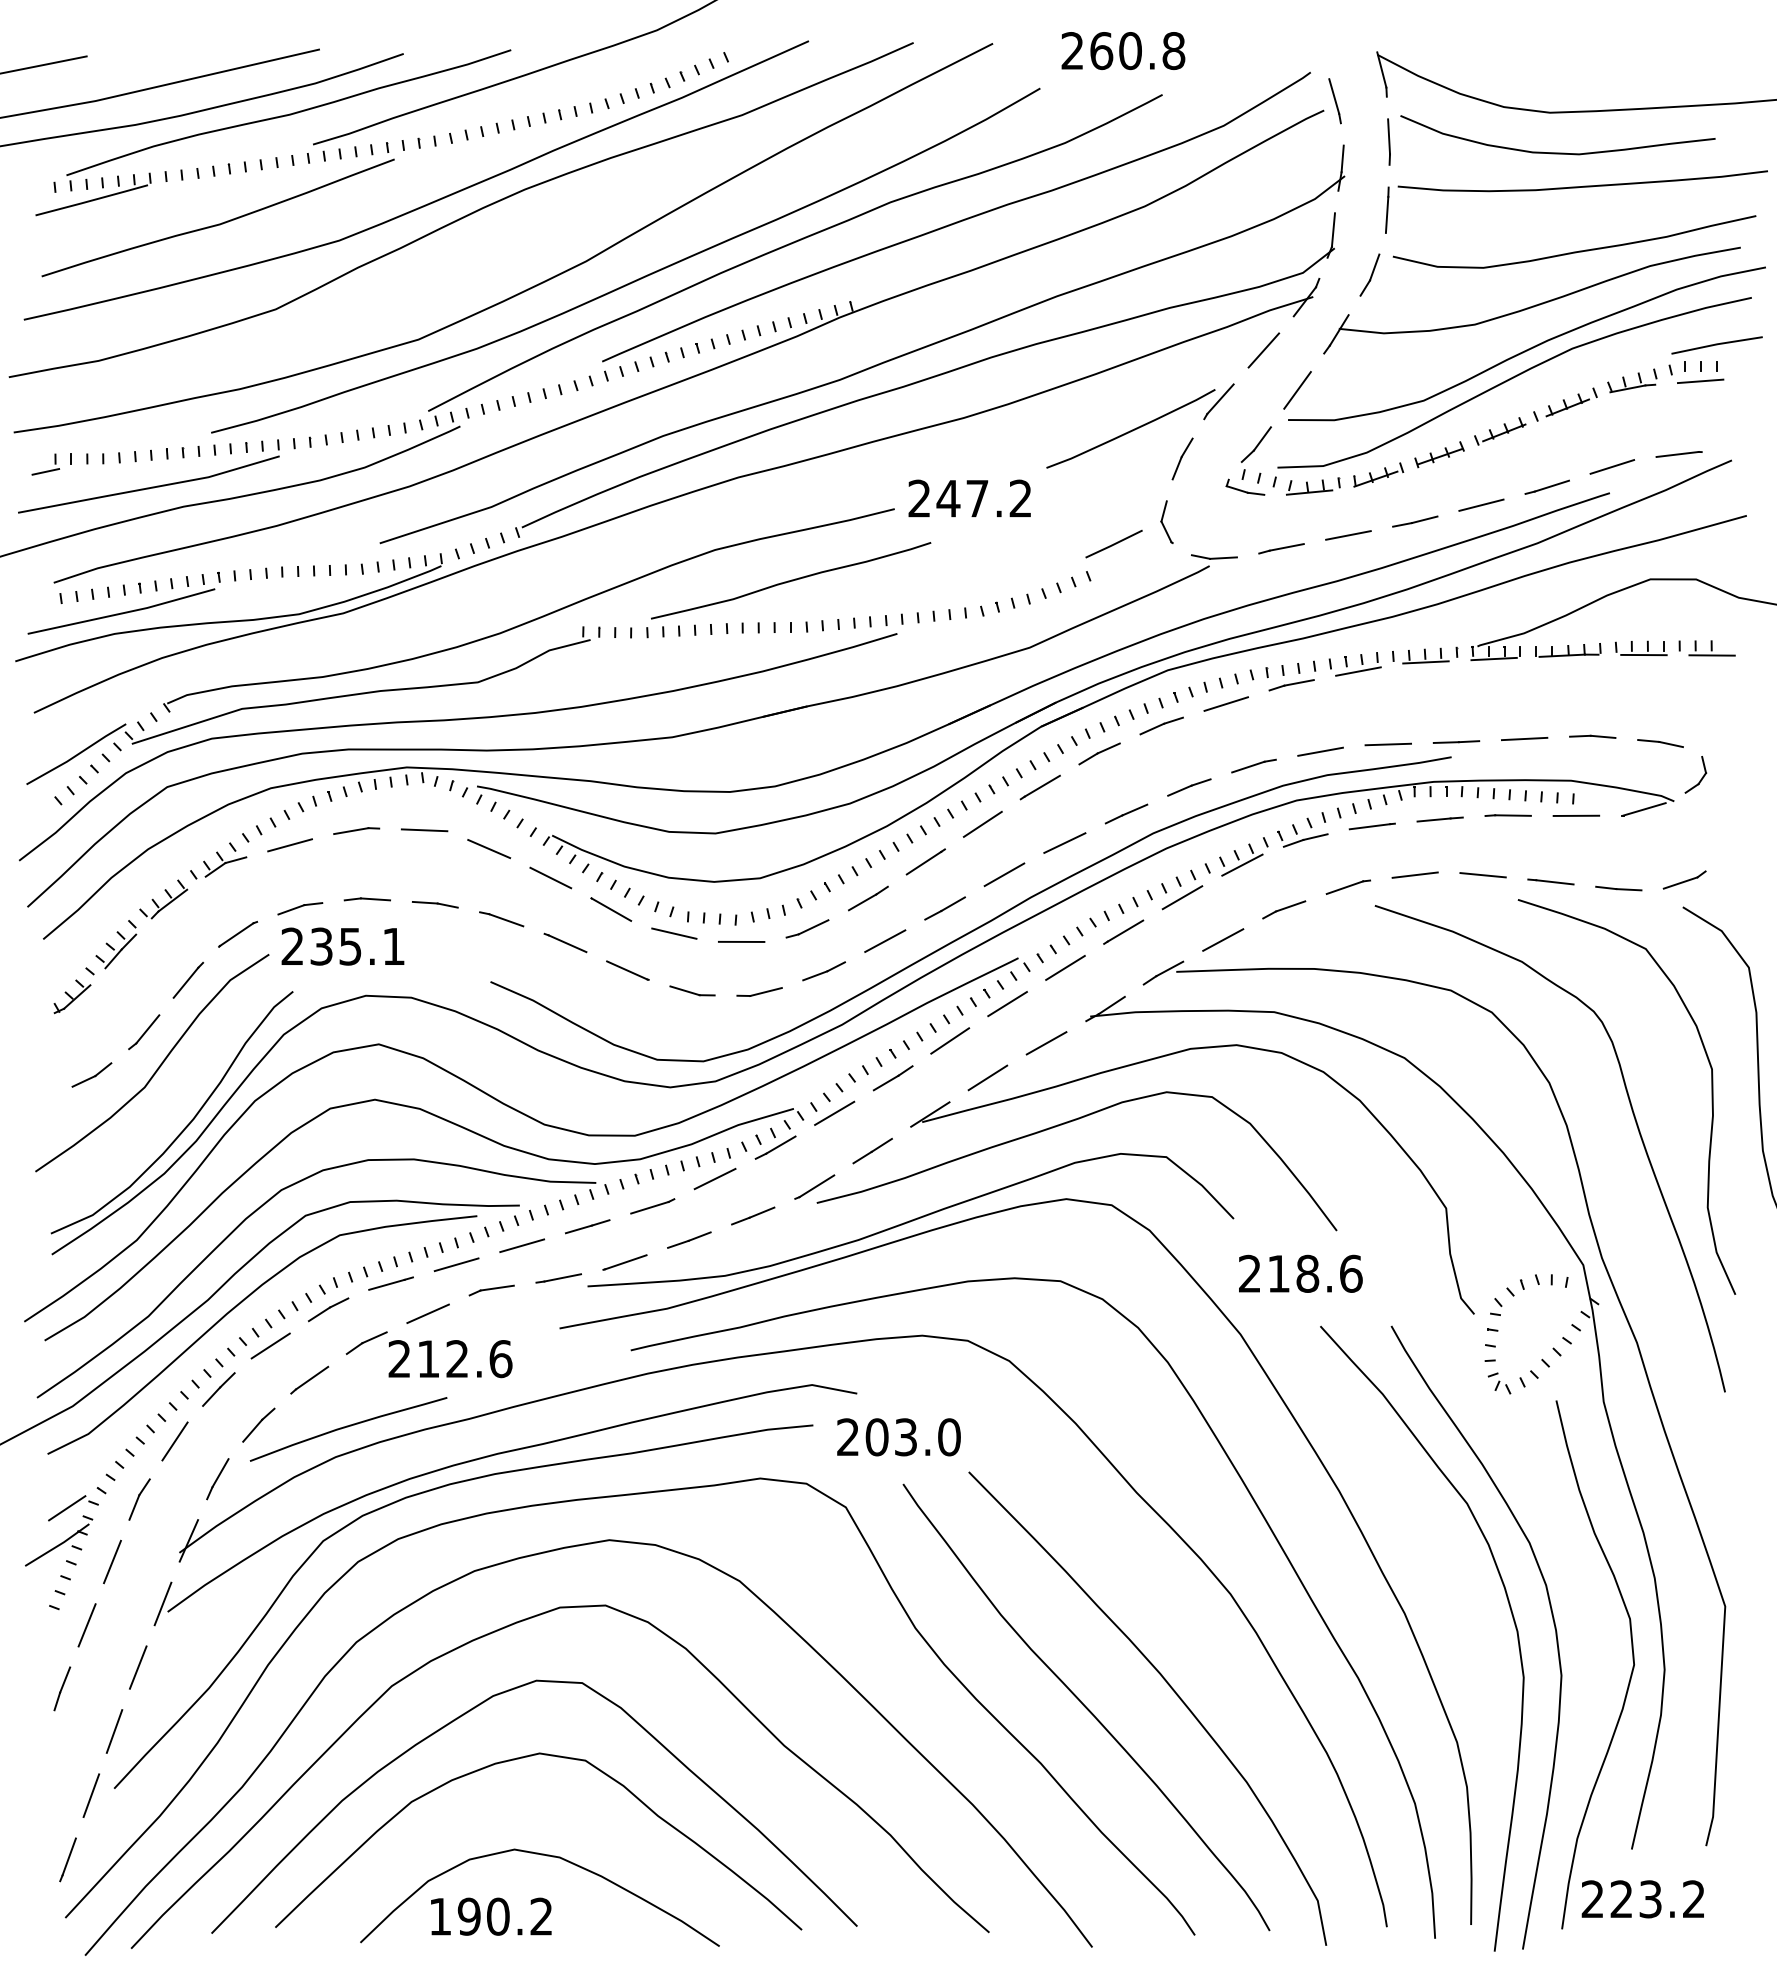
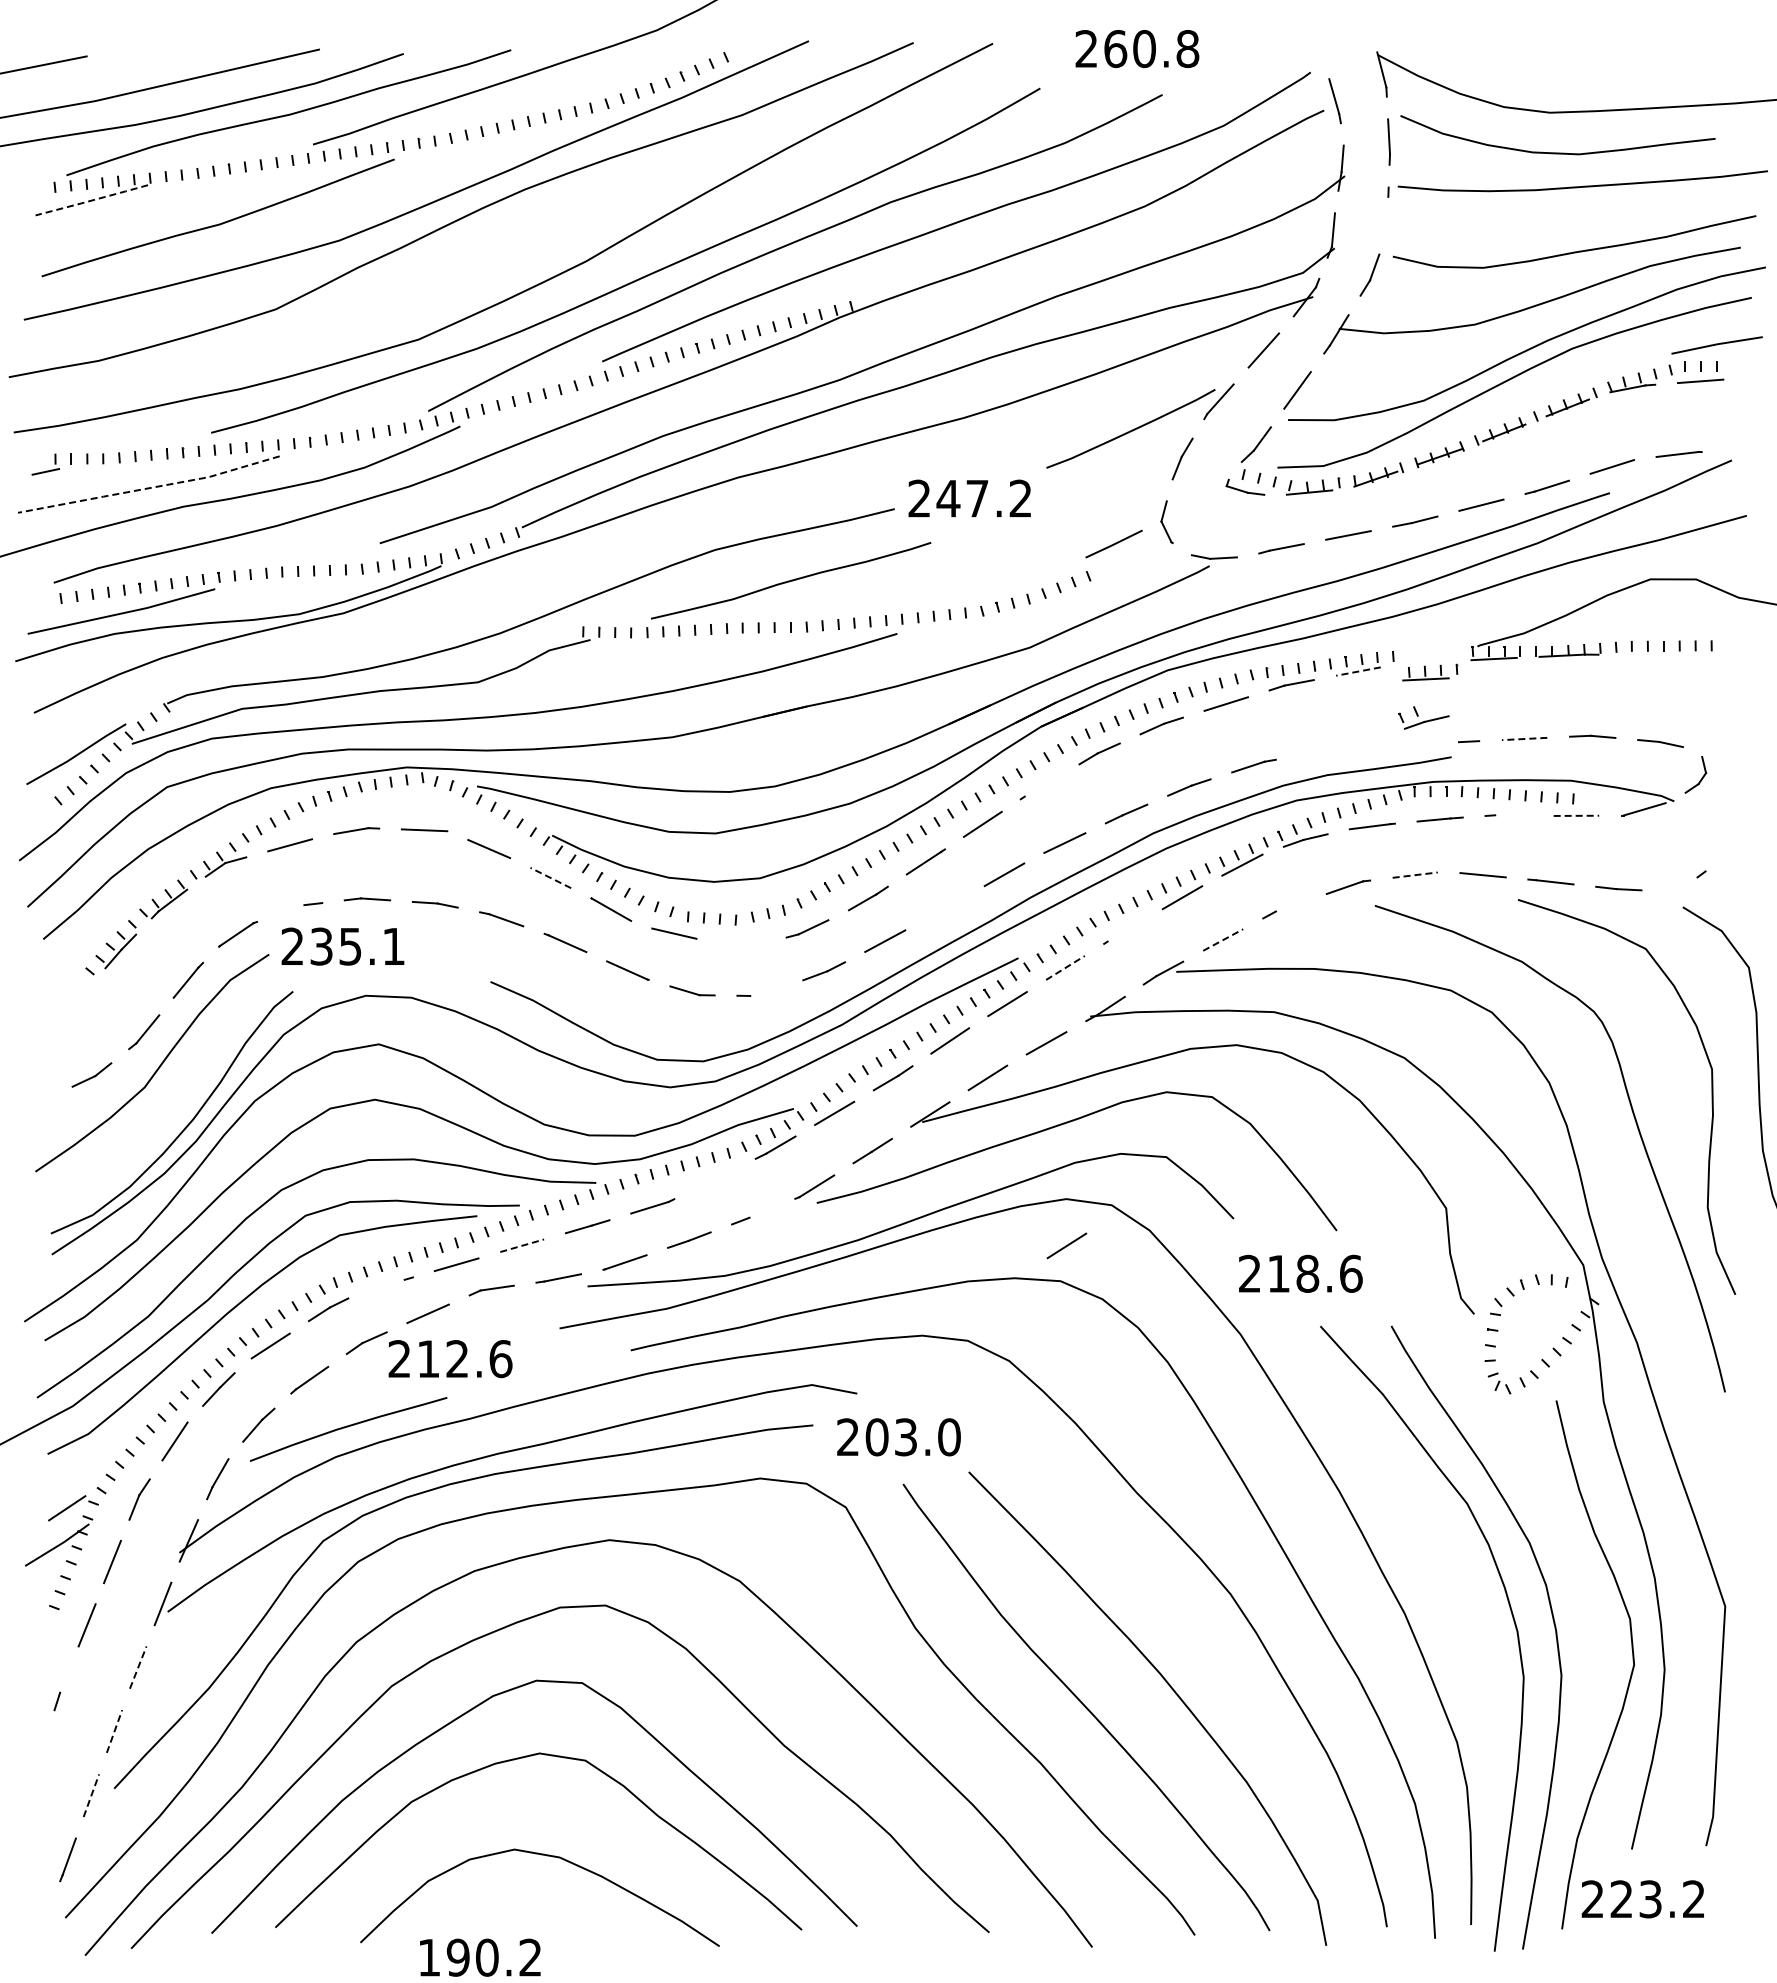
text position: (1123, 51) -> (1137, 49) (1137, 49)
line: solid -> dashed (91, 200)
line: present -> none (1386, 214)
line: solid -> dashed (149, 488)
line: present -> none (1643, 654)
part position: (1430, 655) -> (1430, 672) (1430, 672)
line: present -> none (1711, 655)
line: solid -> dashed (1358, 671)
part: none -> present (1423, 717)
line: solid -> dashed (1524, 738)
line: present -> none (1445, 742)
line: present -> none (1388, 744)
line: present -> none (1320, 751)
line: present -> none (1041, 785)
line: present -> none (1512, 815)
line: solid -> dashed (1576, 815)
line: solid -> dashed (1415, 875)
line: solid -> dashed (550, 878)
line: present -> none (1680, 882)
line: present -> none (1290, 906)
line: present -> none (944, 908)
line: present -> none (291, 909)
line: present -> none (1125, 930)
line: solid -> dashed (1223, 940)
line: present -> none (741, 941)
line: solid -> dashed (1065, 967)
line: present -> none (765, 991)
part: present -> none (72, 996)
line: present -> none (714, 1178)
line: present -> none (761, 1212)
line: solid -> dashed (522, 1245)
line: none -> present (1066, 1245)
line: present -> none (386, 1284)
line: solid -> dashed (138, 1667)
line: present -> none (65, 1679)
line: solid -> dashed (114, 1731)
line: solid -> dashed (91, 1795)
text position: (491, 1916) -> (480, 1957) (480, 1957)
